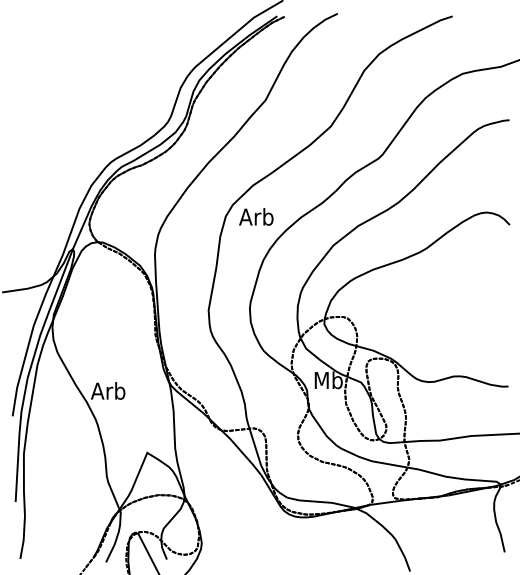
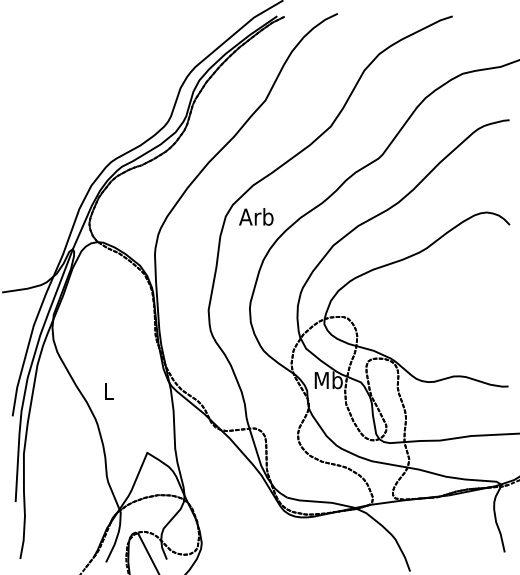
text: Arb -> L (107, 390)
